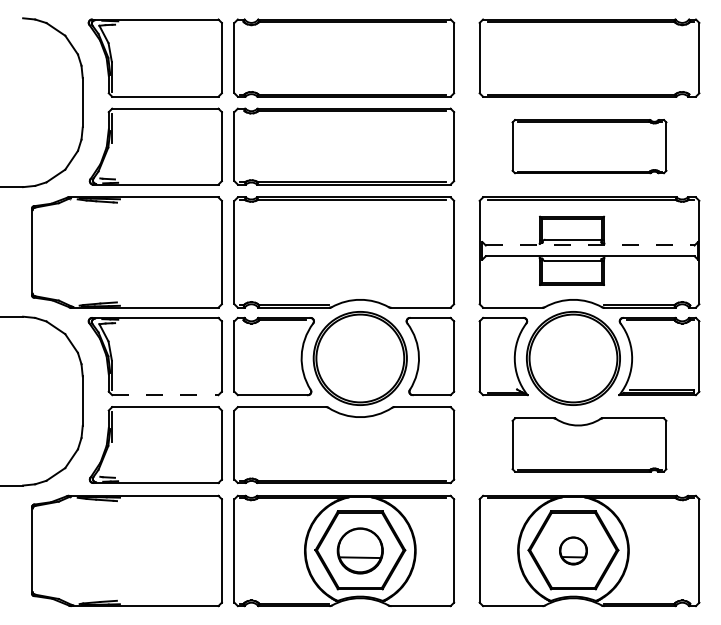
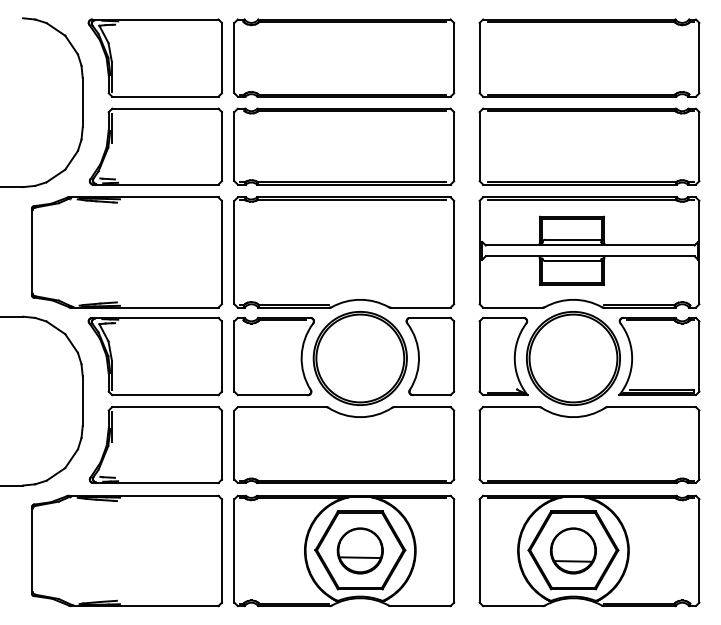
part size: 157x56 px -> 223x79 px (589, 146)
line: dashed -> solid (590, 245)
line: dashed -> solid (165, 395)
part size: 157x56 px -> 223x78 px (589, 444)
part size: 29x30 px -> 47x48 px (573, 550)
